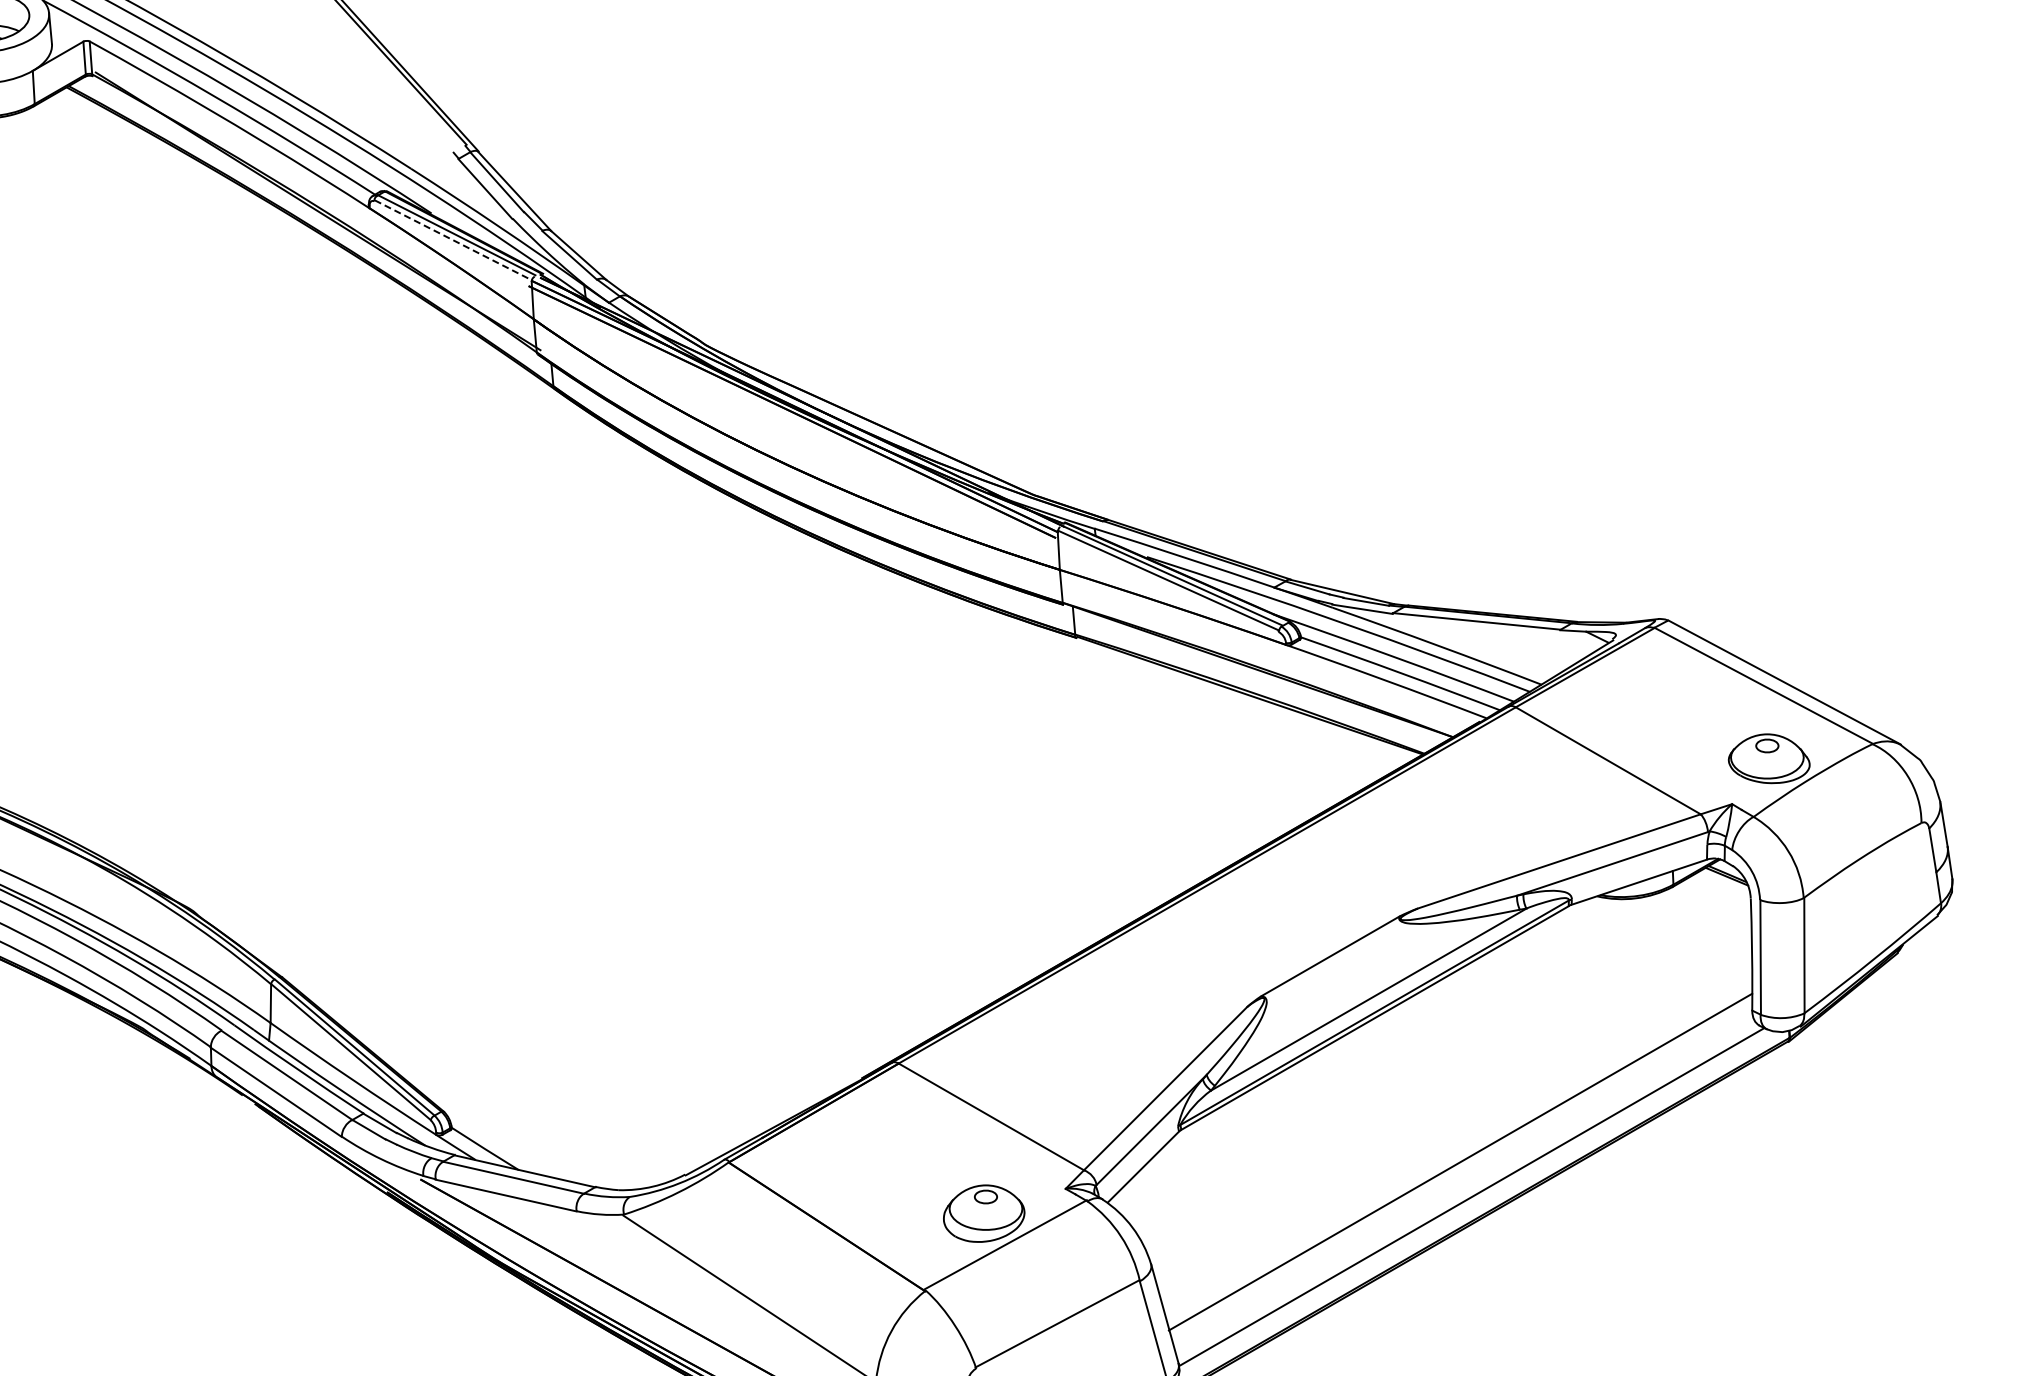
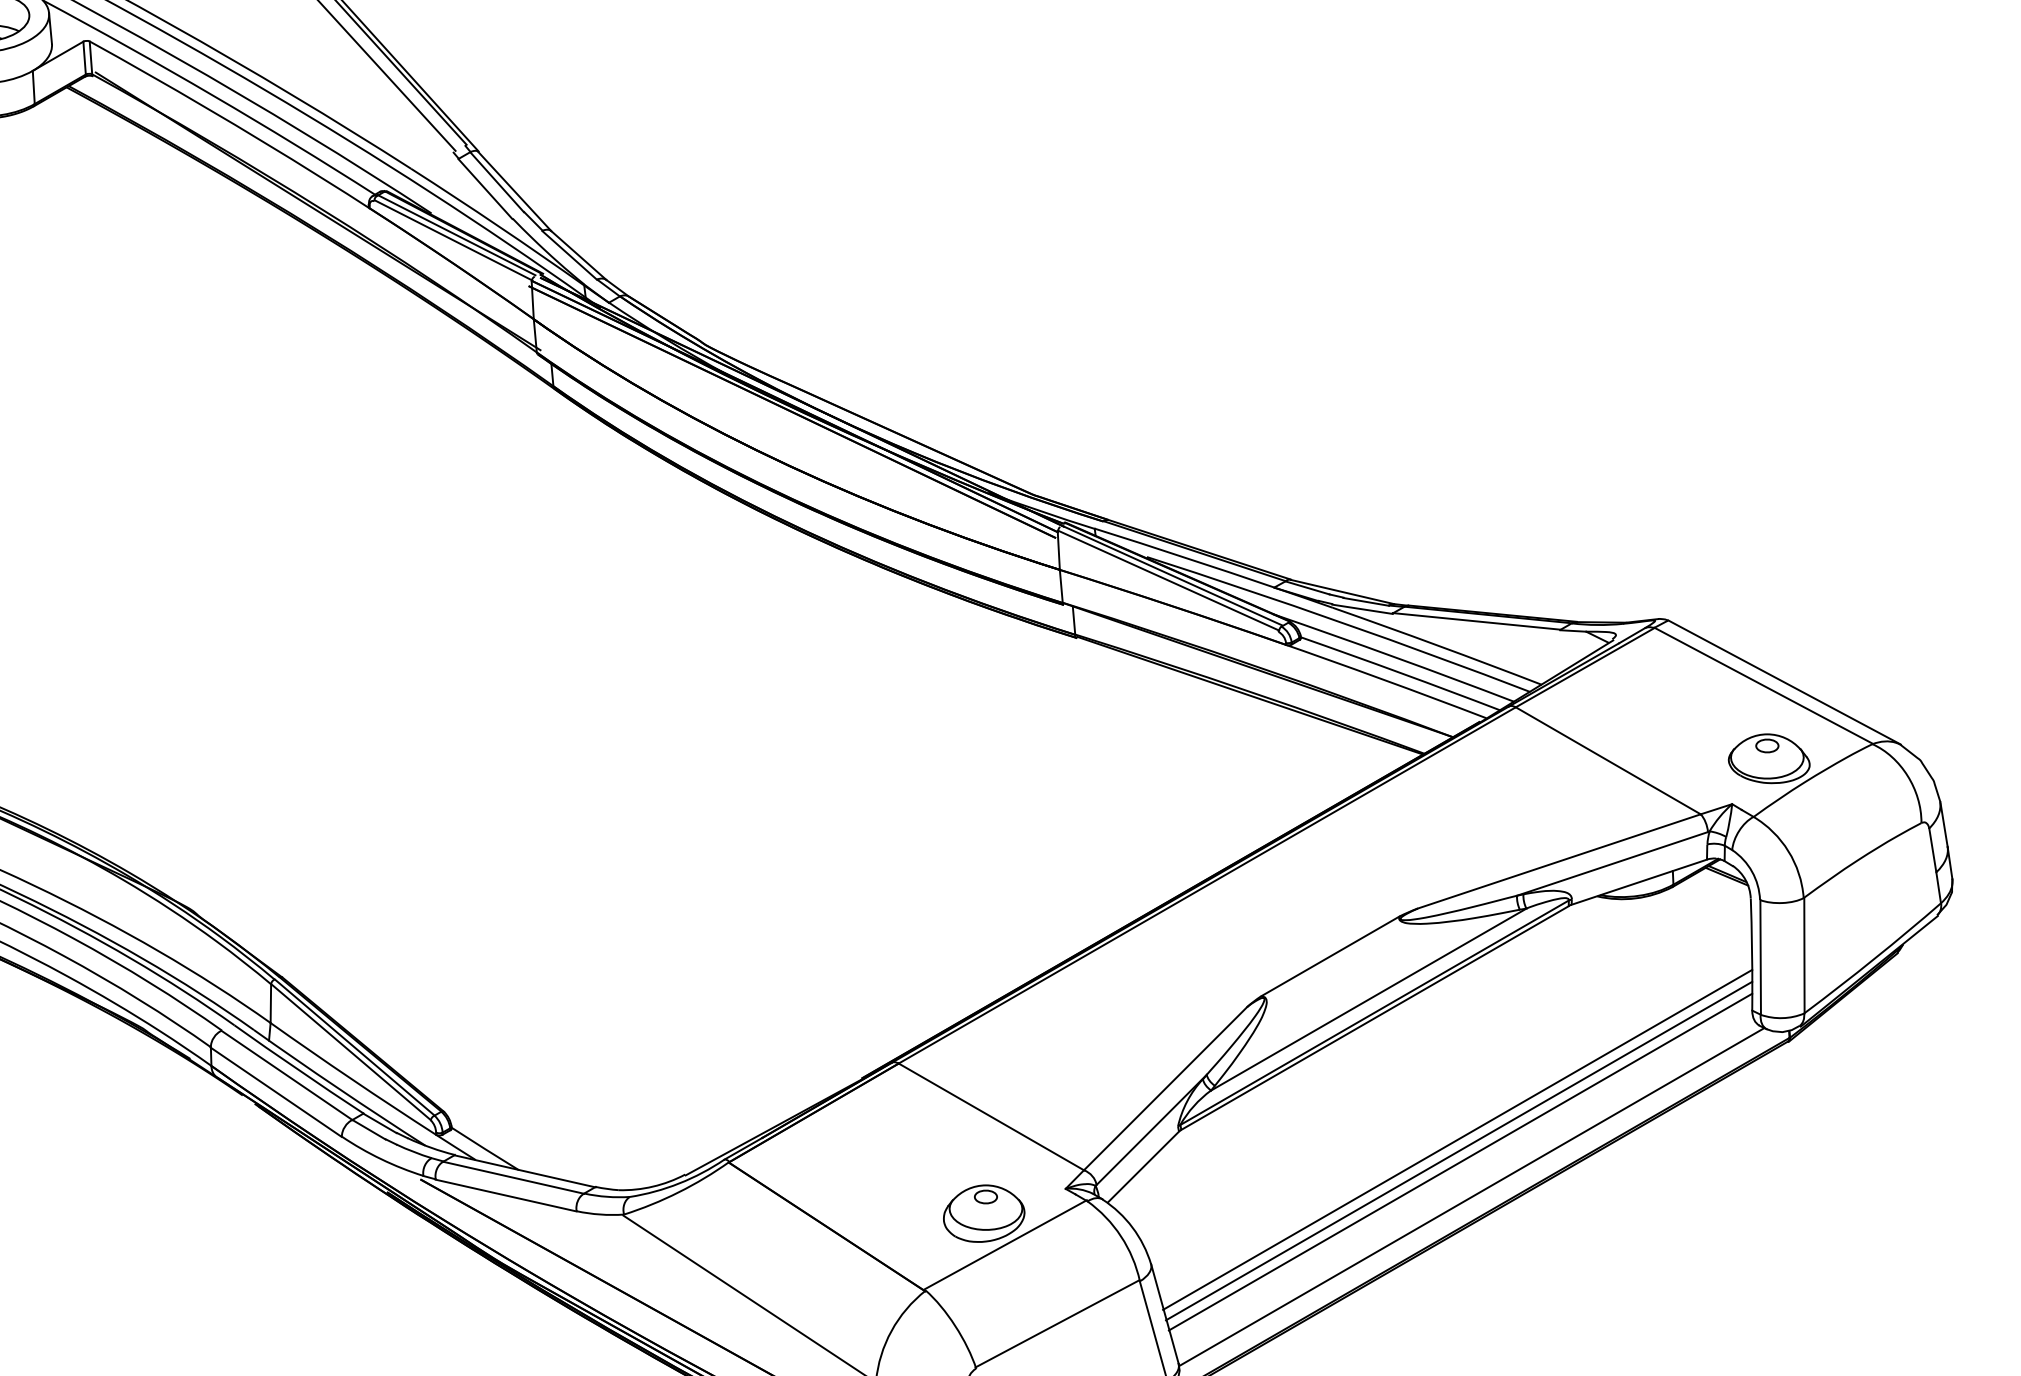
line: none -> present (387, 76)
line: dashed -> solid (454, 240)
line: none -> present (1457, 1139)
line: none -> present (1458, 1150)
